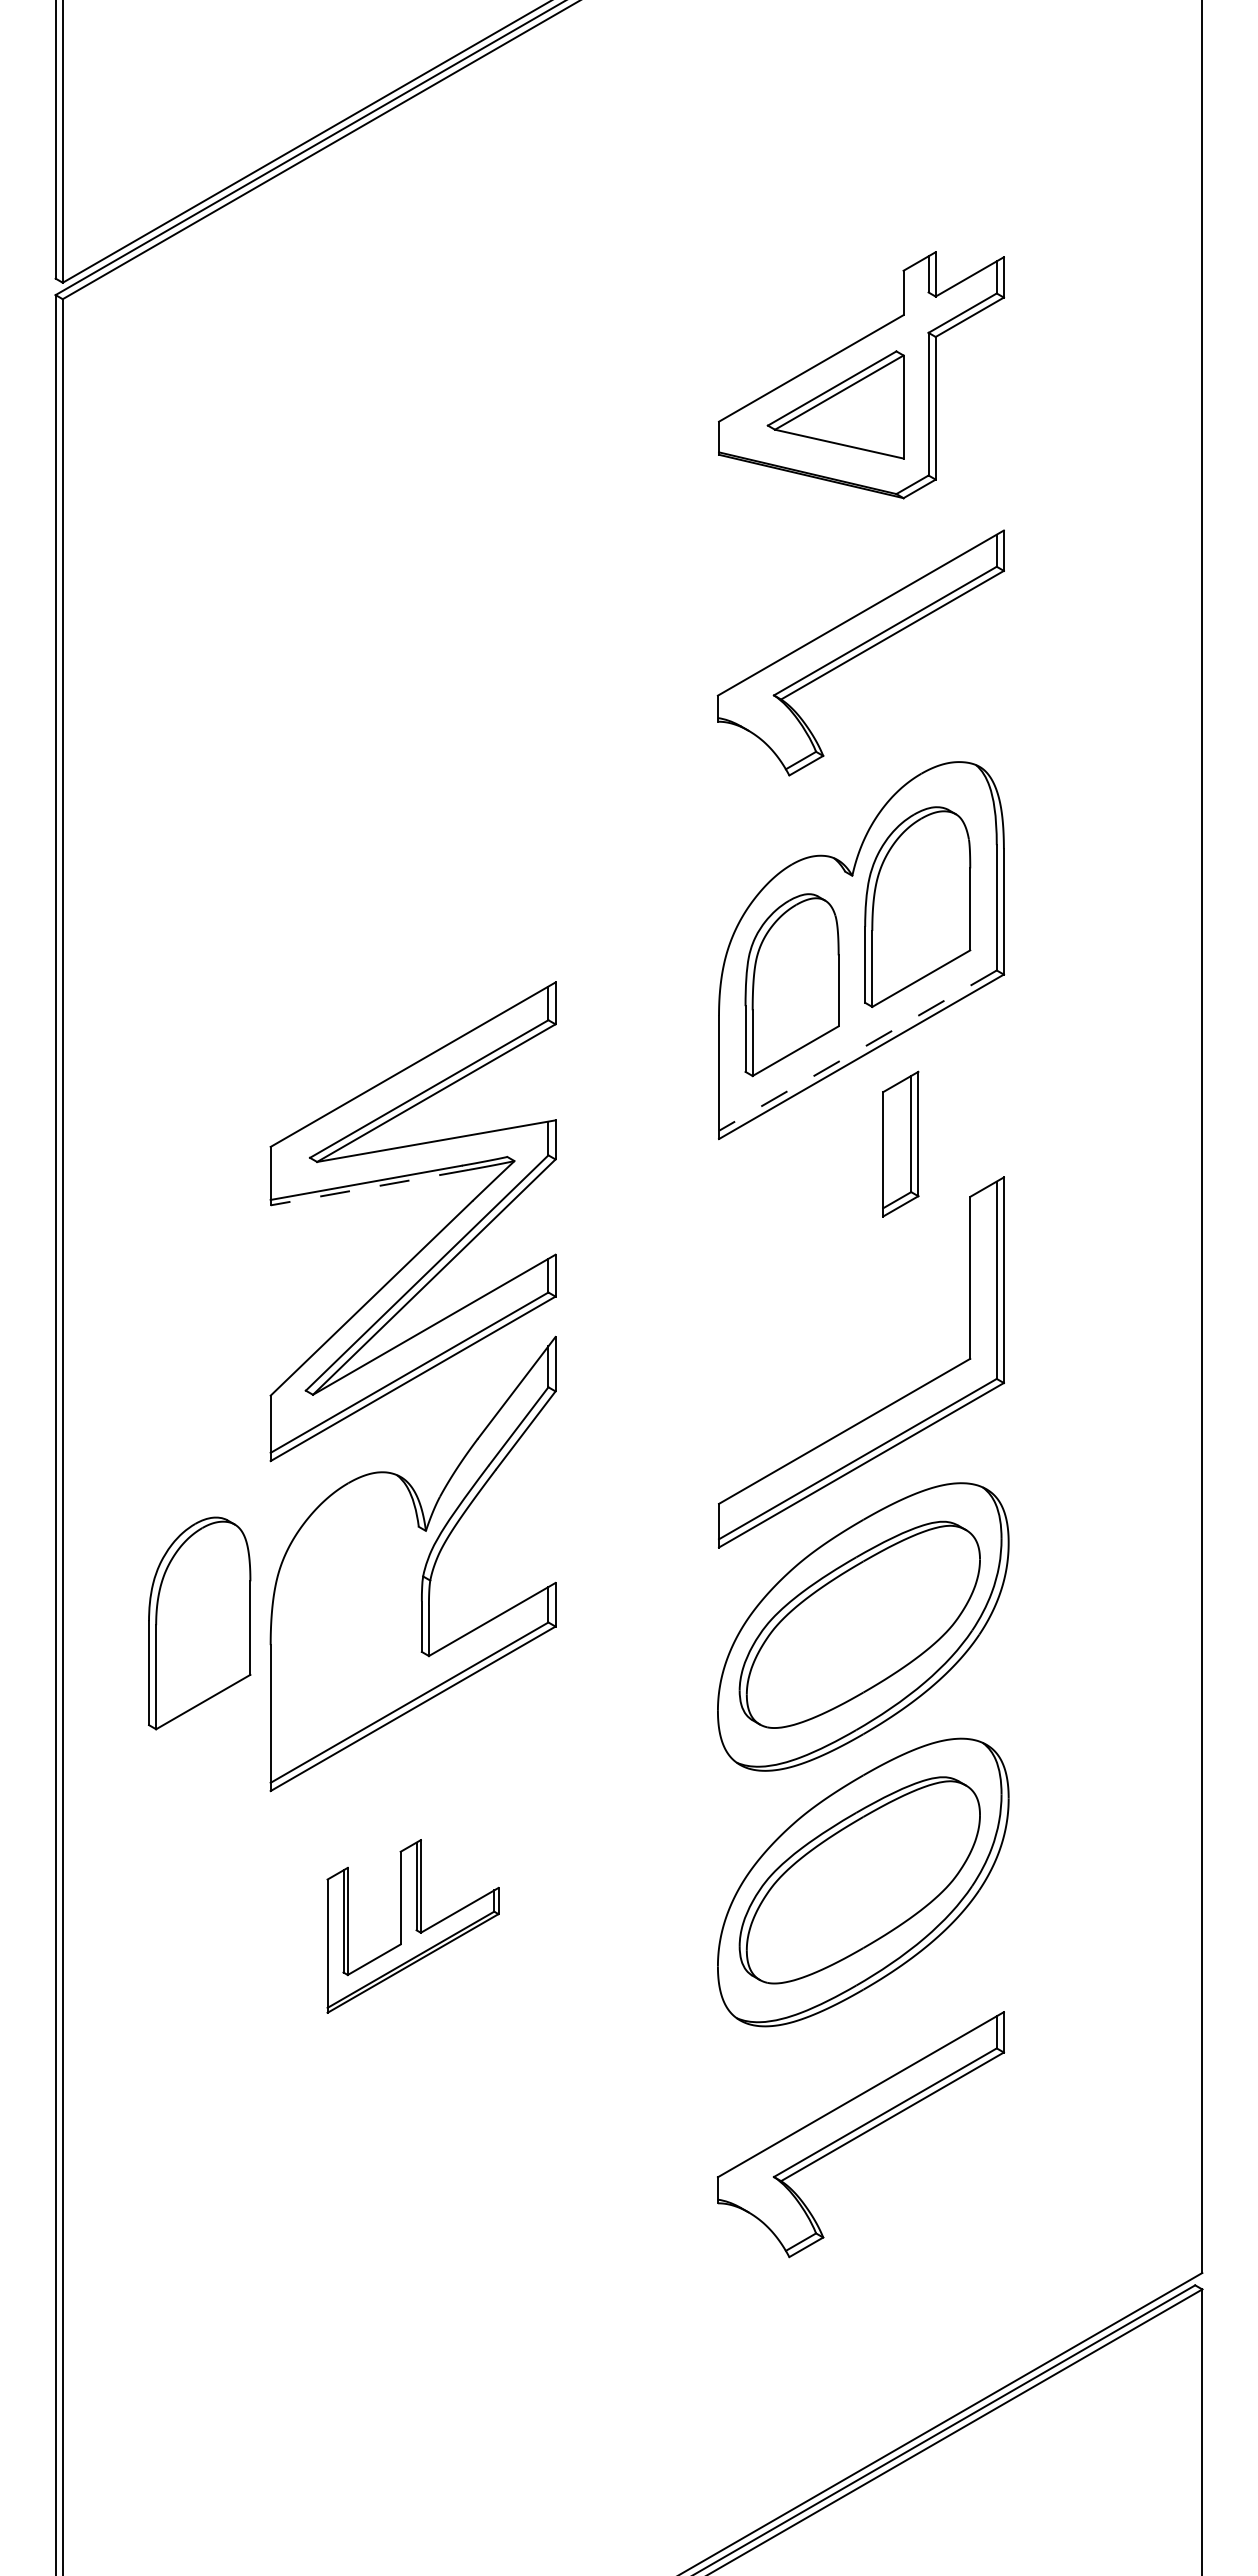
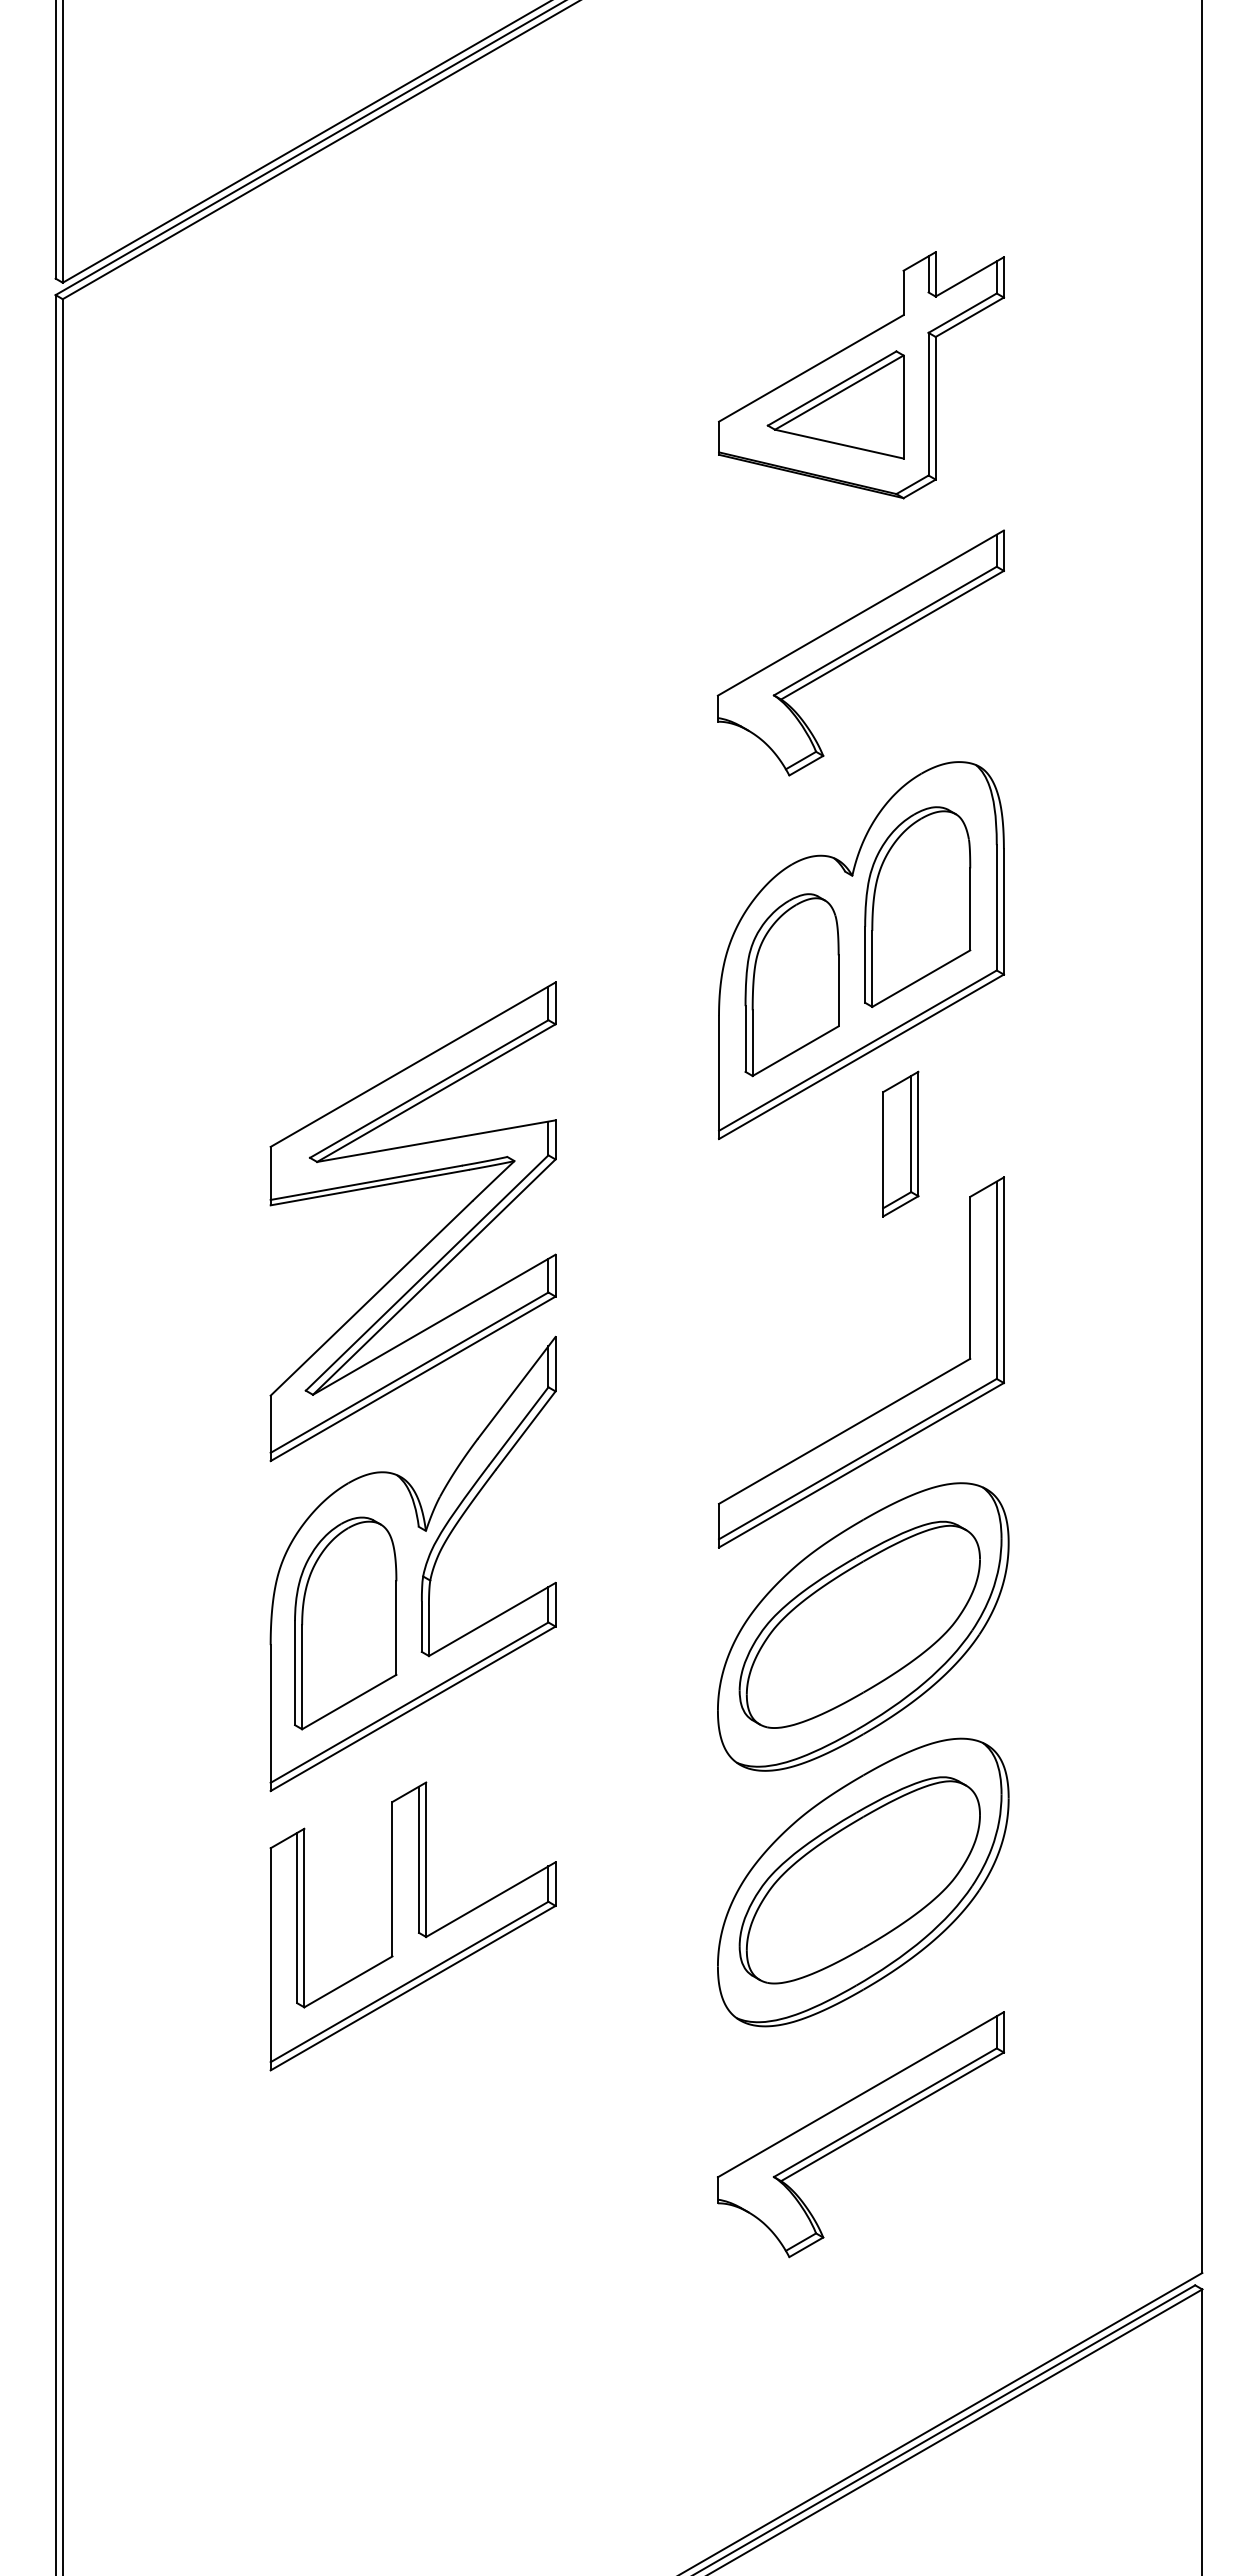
line: dashed -> solid (857, 1050)
line: dashed -> solid (369, 1187)
part position: (199, 1623) -> (345, 1623) (345, 1623)
part size: 174x175 px -> 288x291 px (412, 1926)
